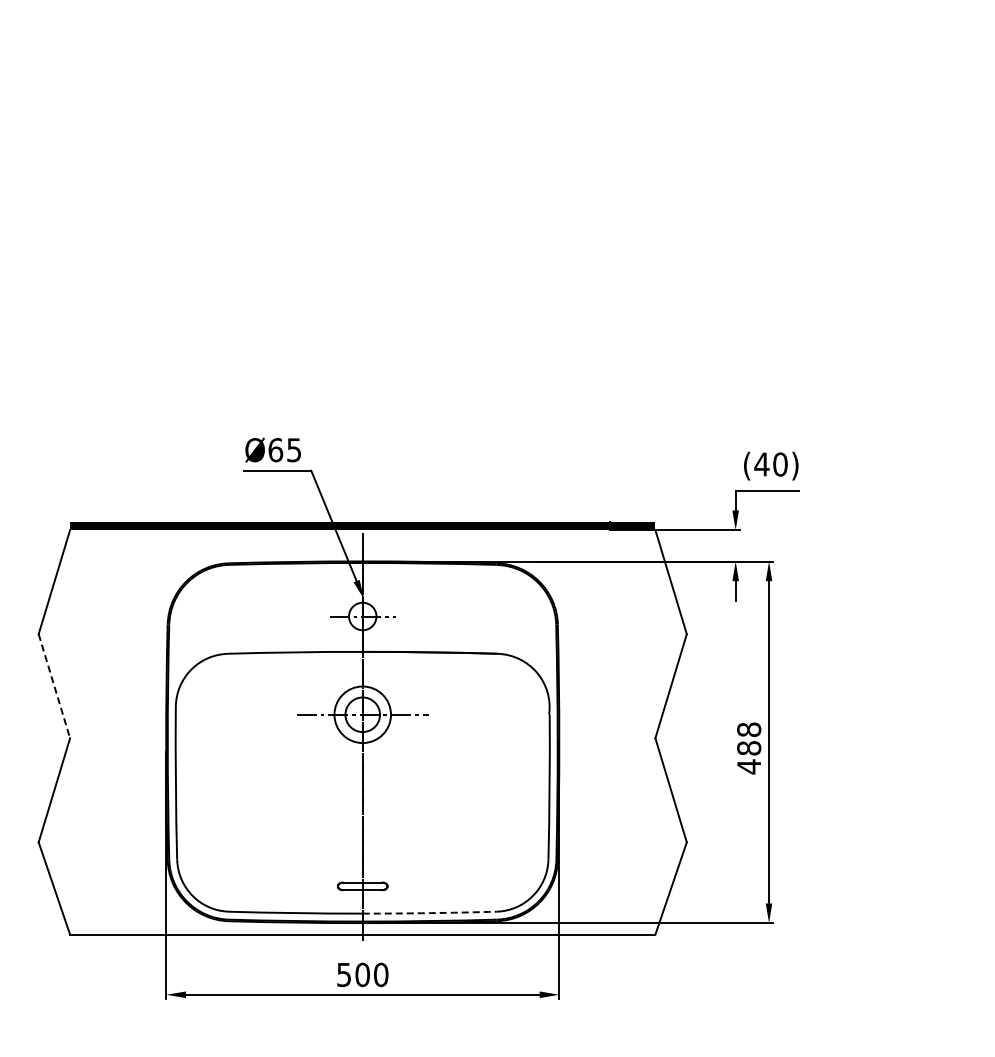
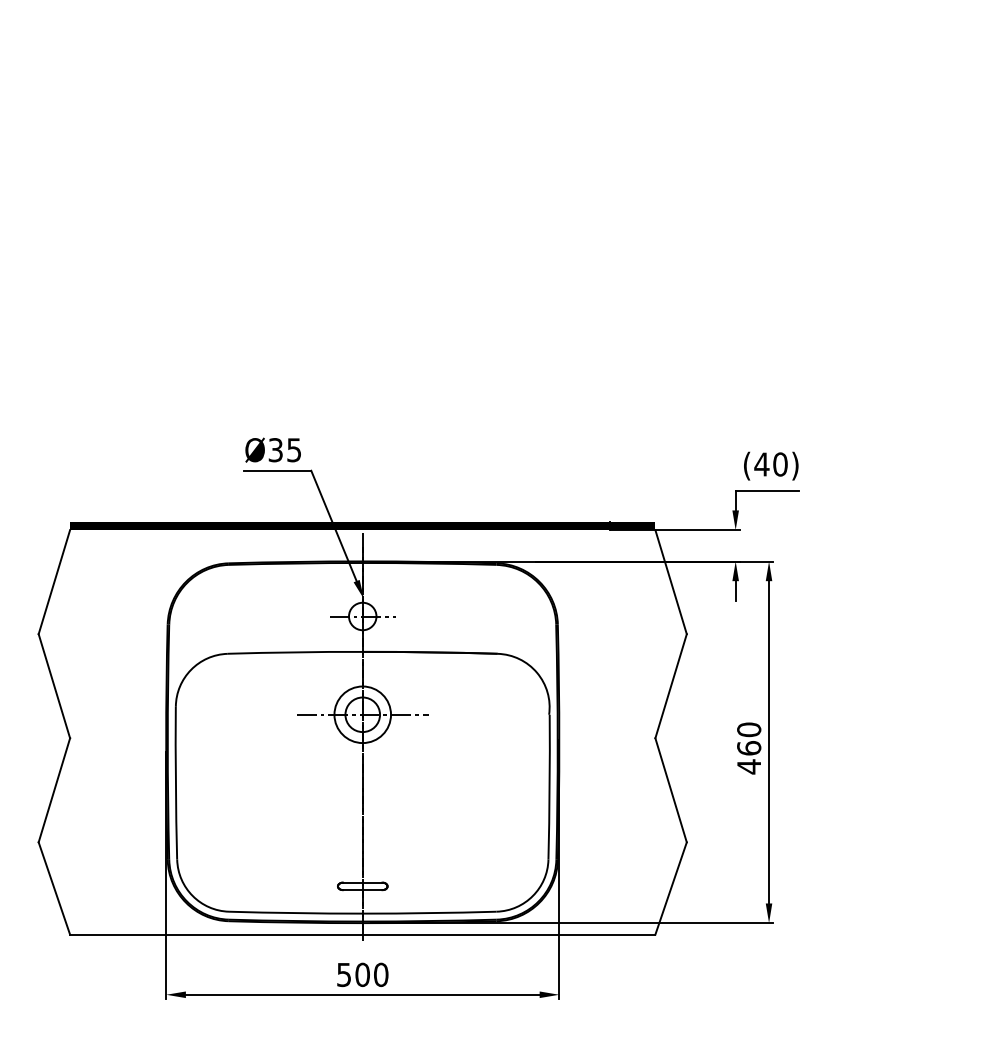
text: Ø65 -> Ø35 (275, 450)
line: dashed -> solid (54, 686)
text: 488 -> 460 (749, 738)
arc: dashed -> solid (429, 913)
